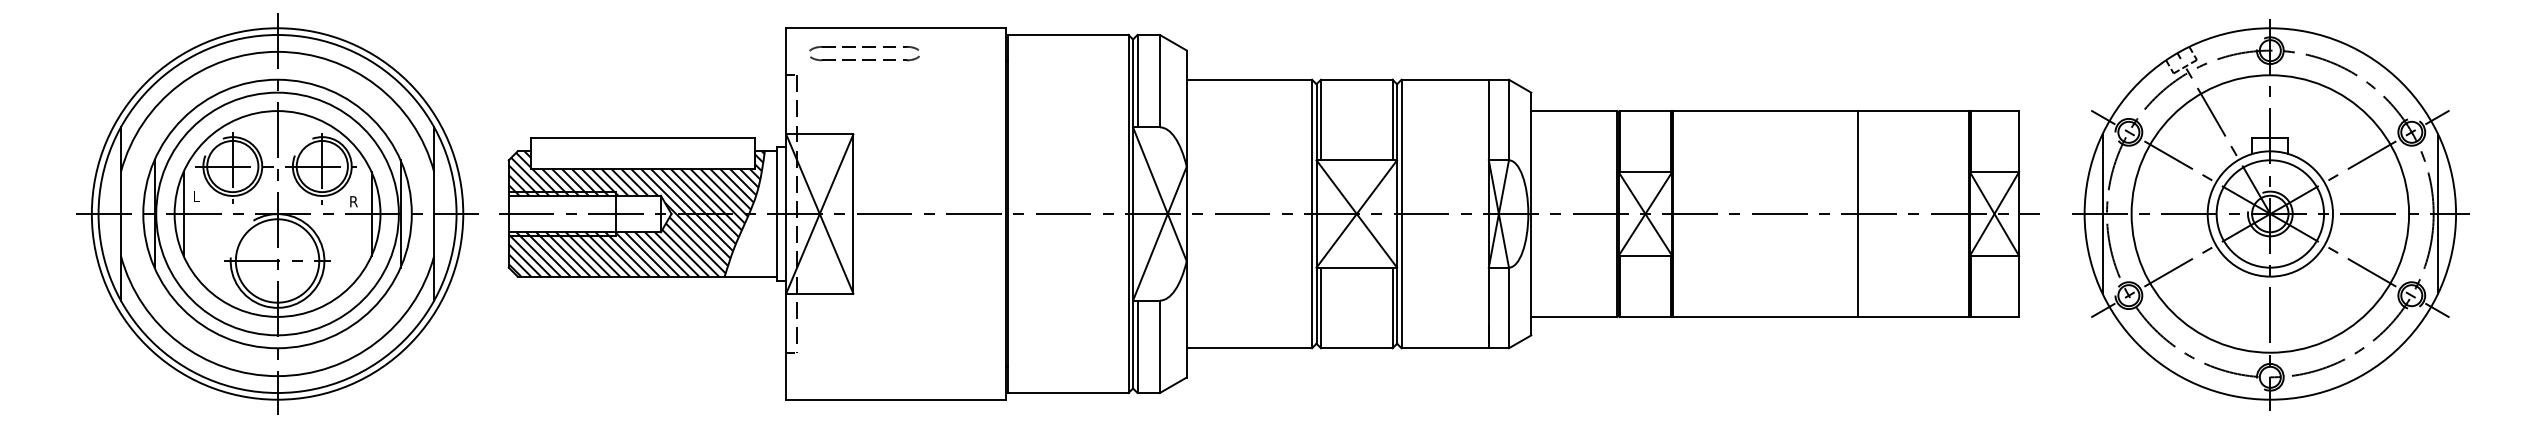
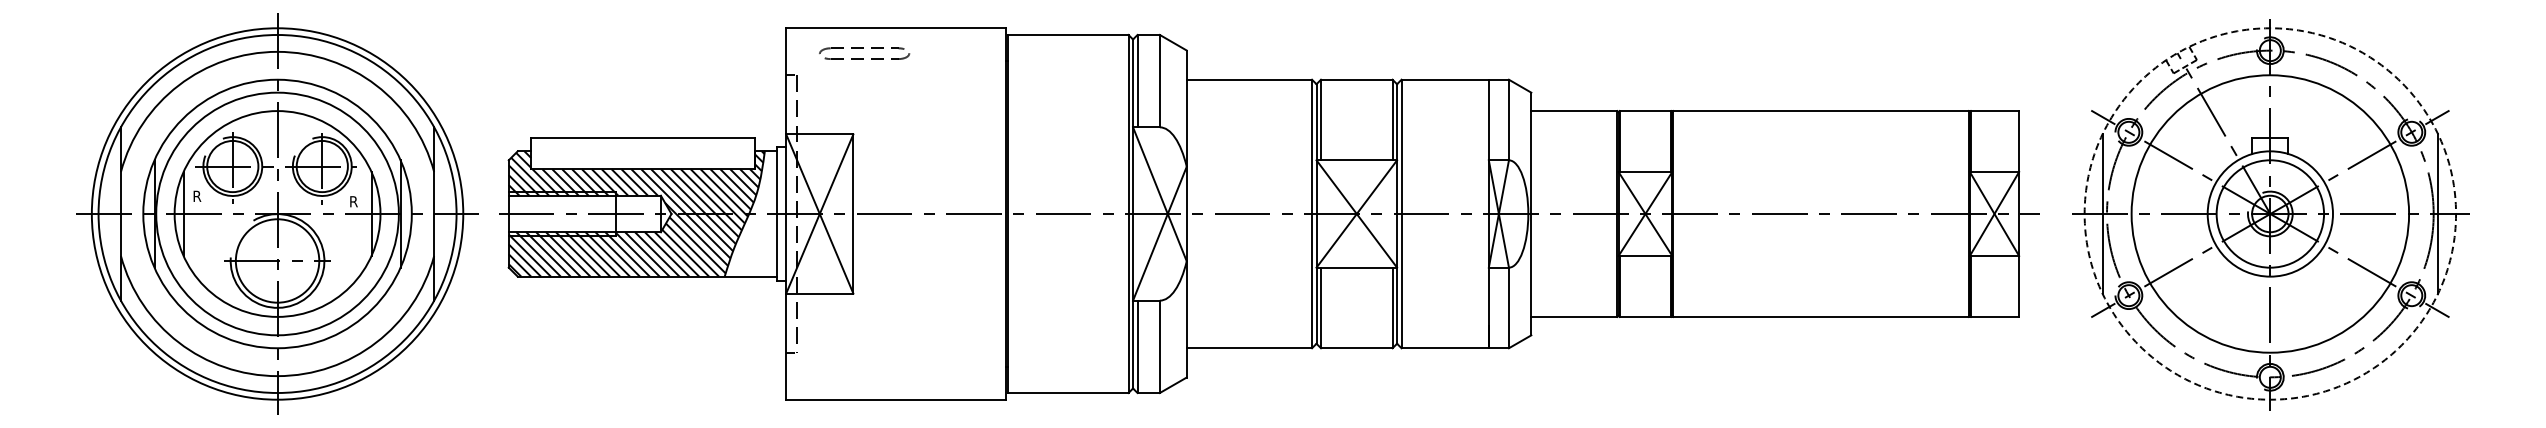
part size: 111x16 px -> 92x13 px (864, 53)
text: L -> R (197, 195)
line: present -> none (1858, 213)
circle: solid -> dashed (2270, 213)
